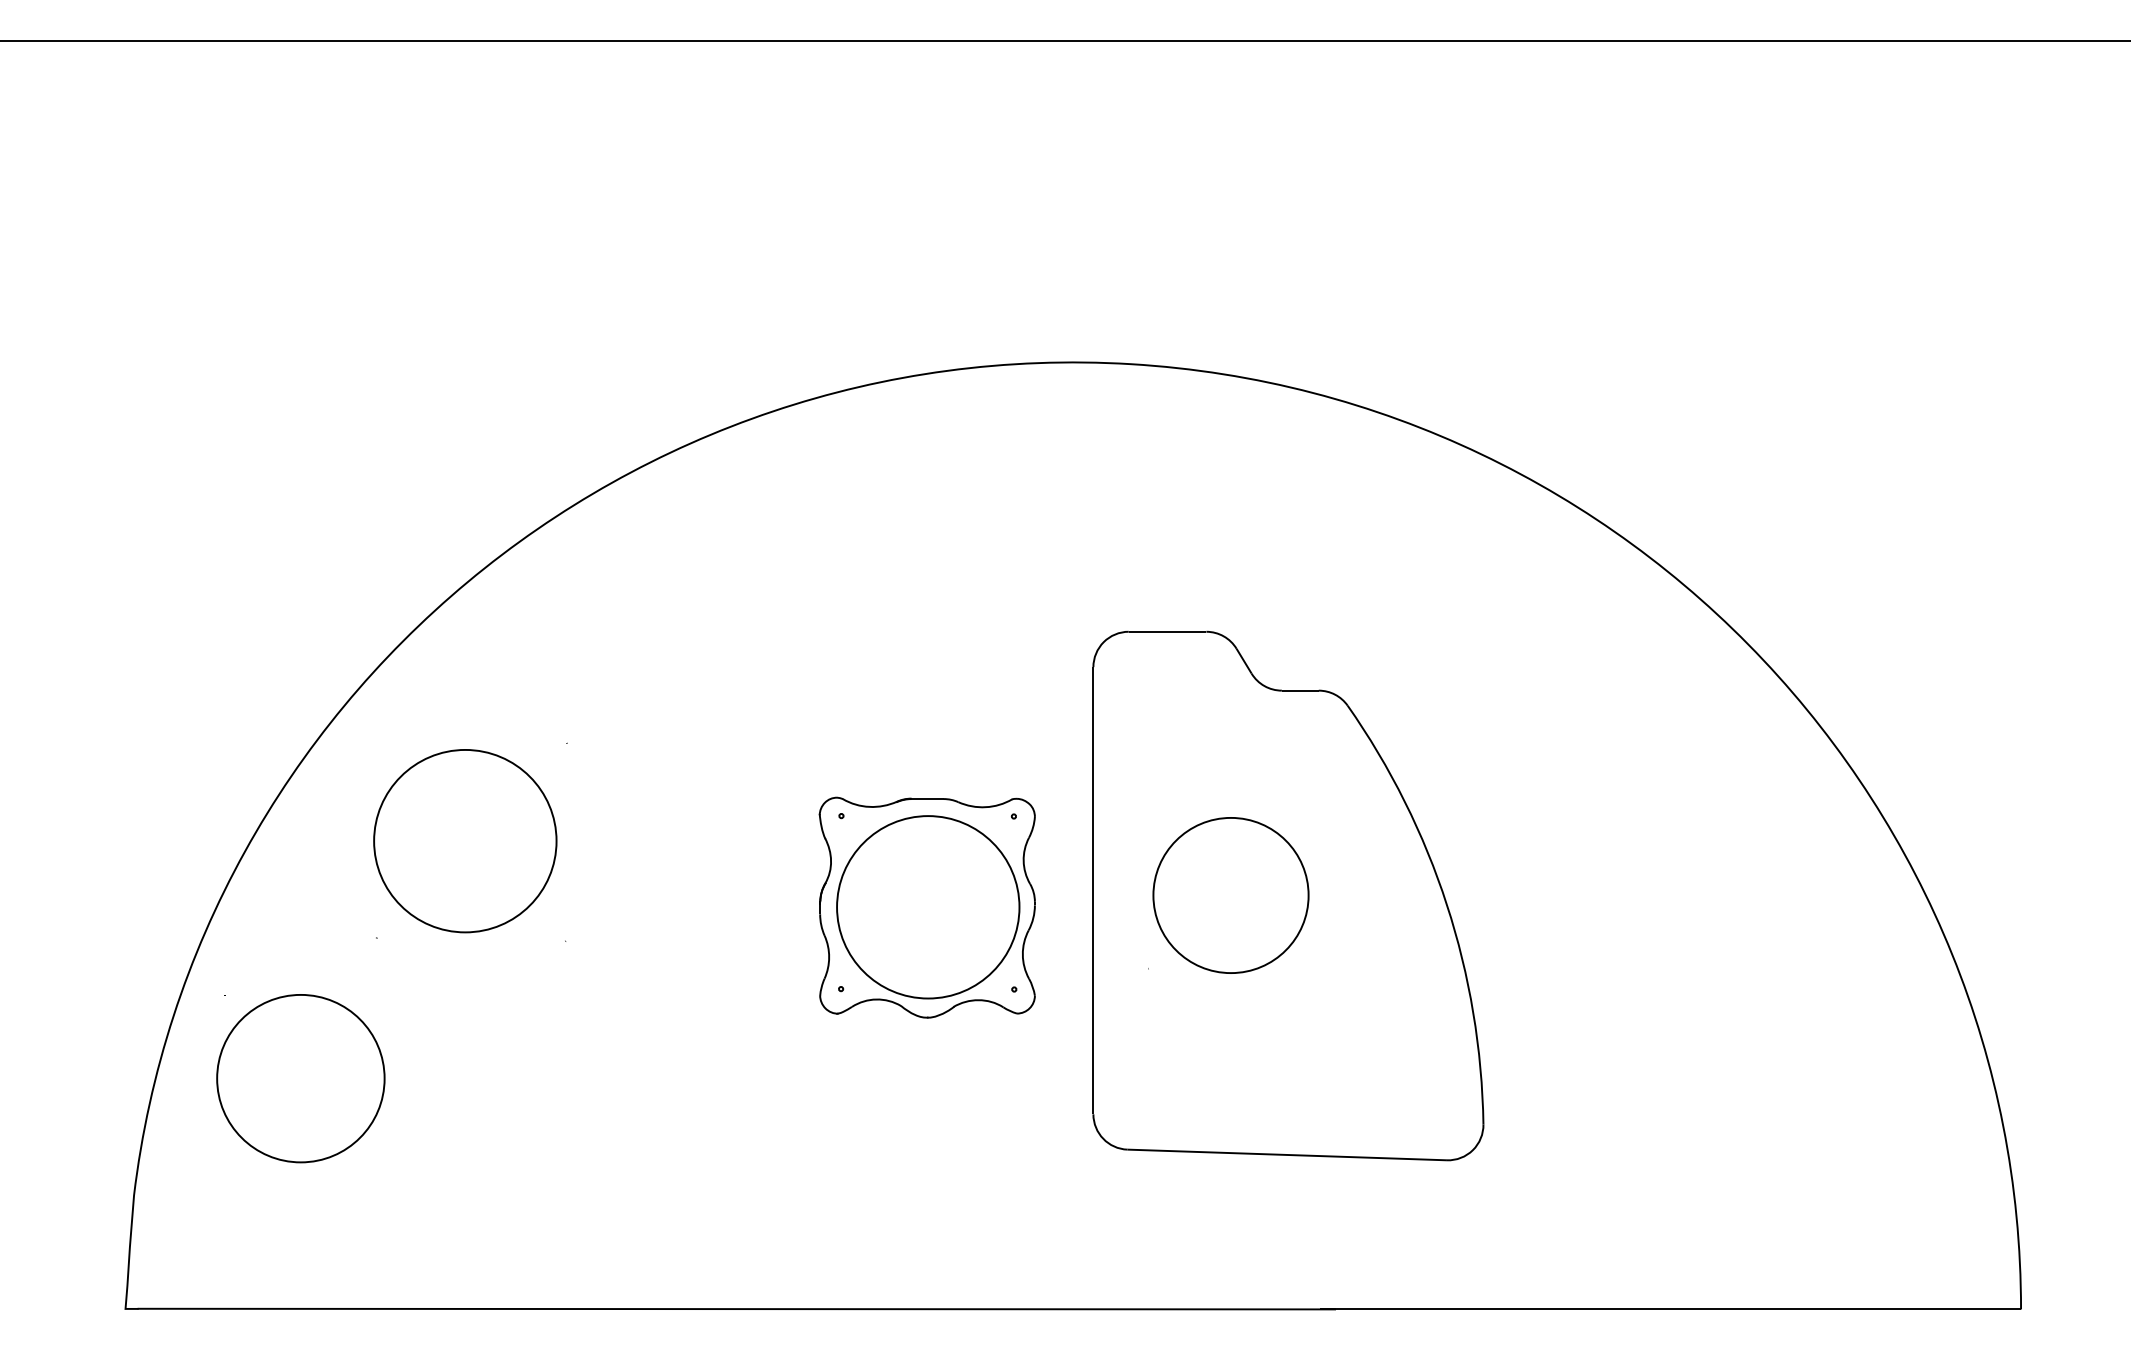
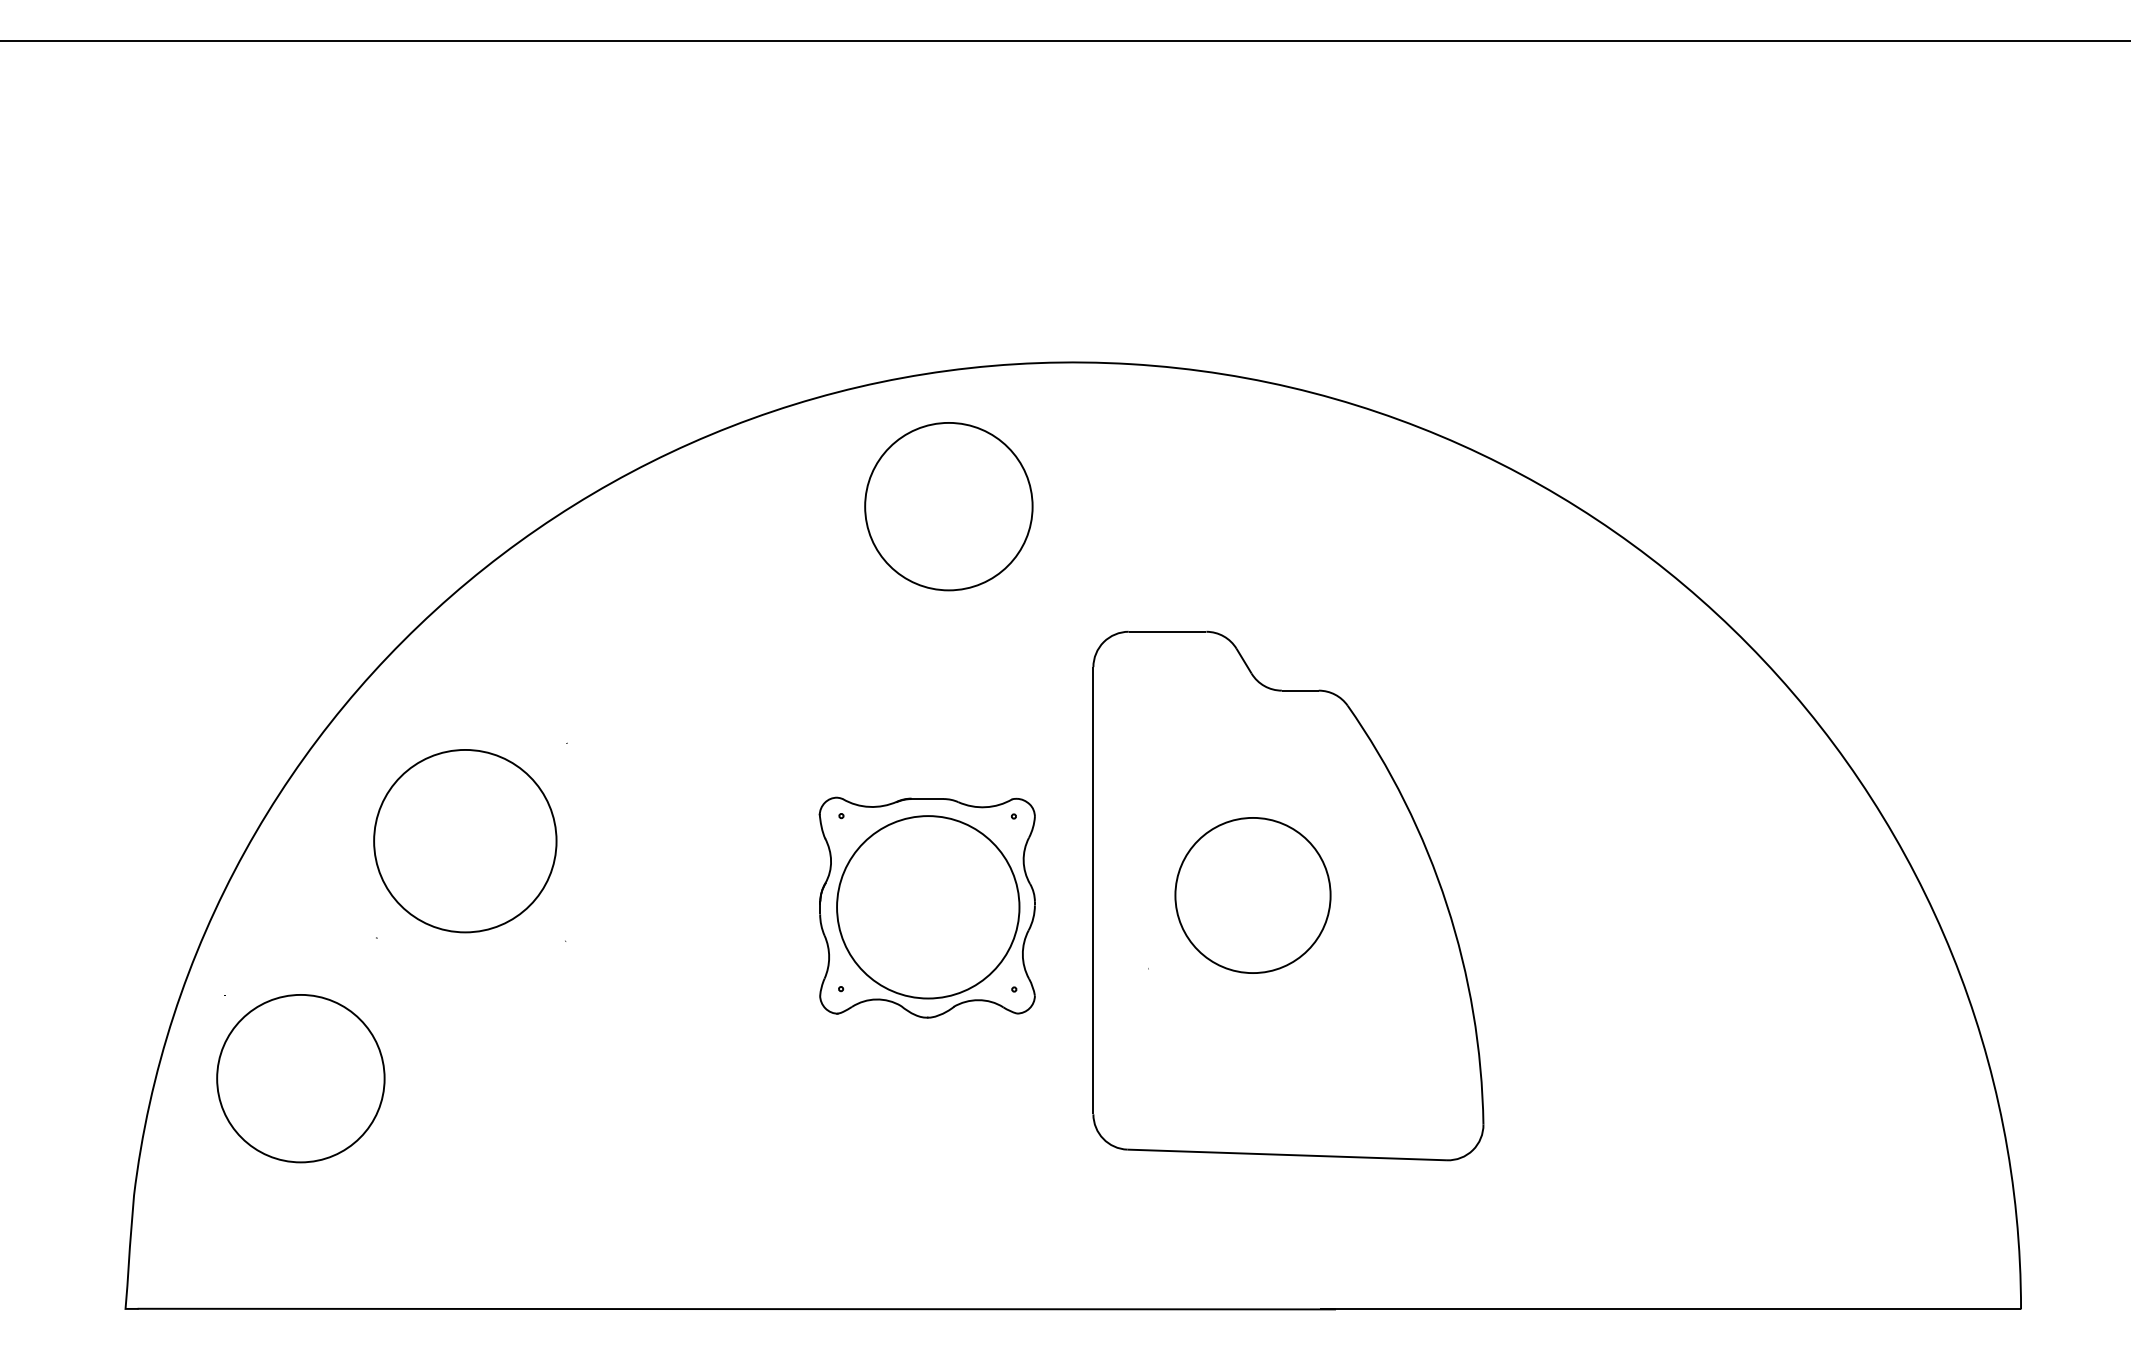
part: none -> present (948, 506)
part position: (1230, 895) -> (1252, 895) (1252, 895)
